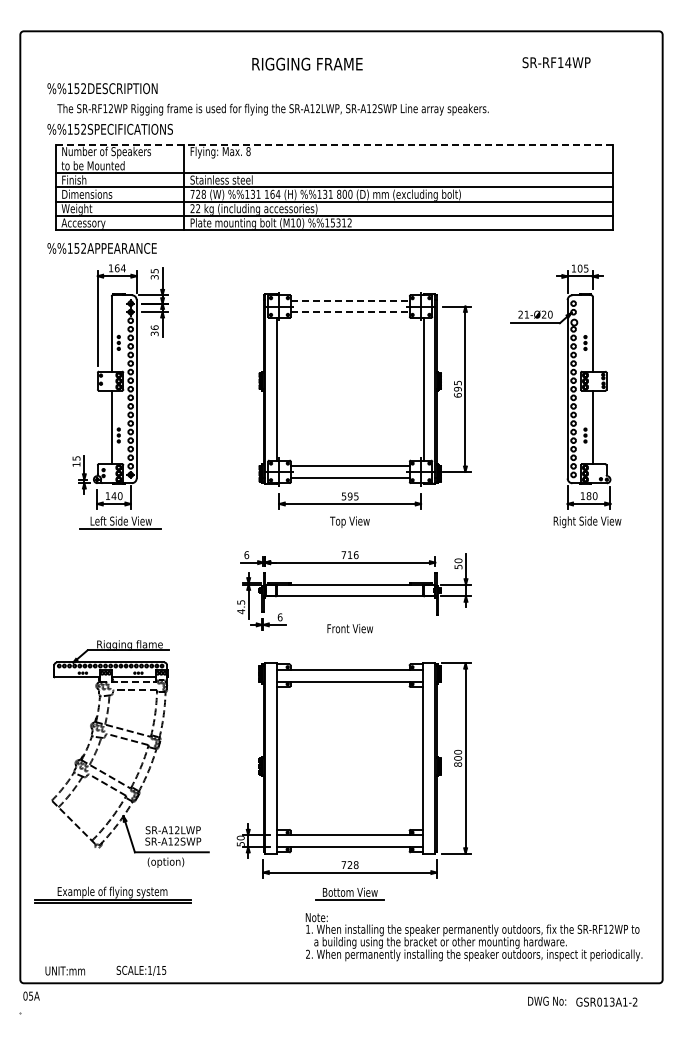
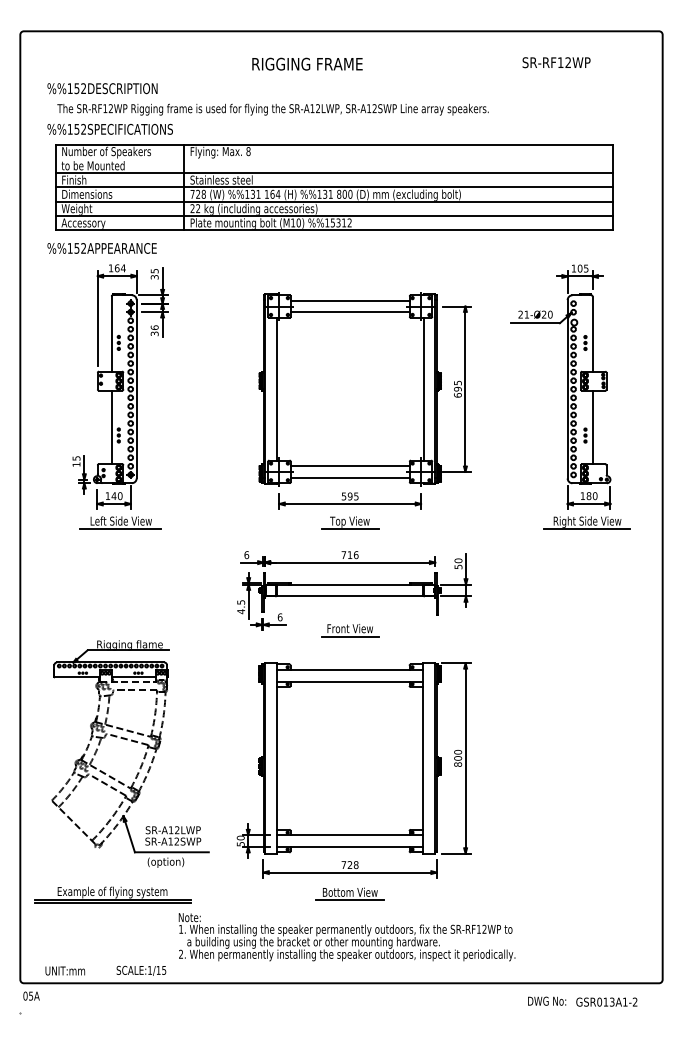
text: SR-RF14WP -> SR-RF12WP (568, 62)
line: dashed -> solid (334, 144)
line: dashed -> solid (350, 300)
line: dashed -> solid (350, 312)
line: none -> present (349, 529)
line: none -> present (587, 529)
line: none -> present (349, 636)
text position: (473, 937) -> (346, 937) (346, 937)
